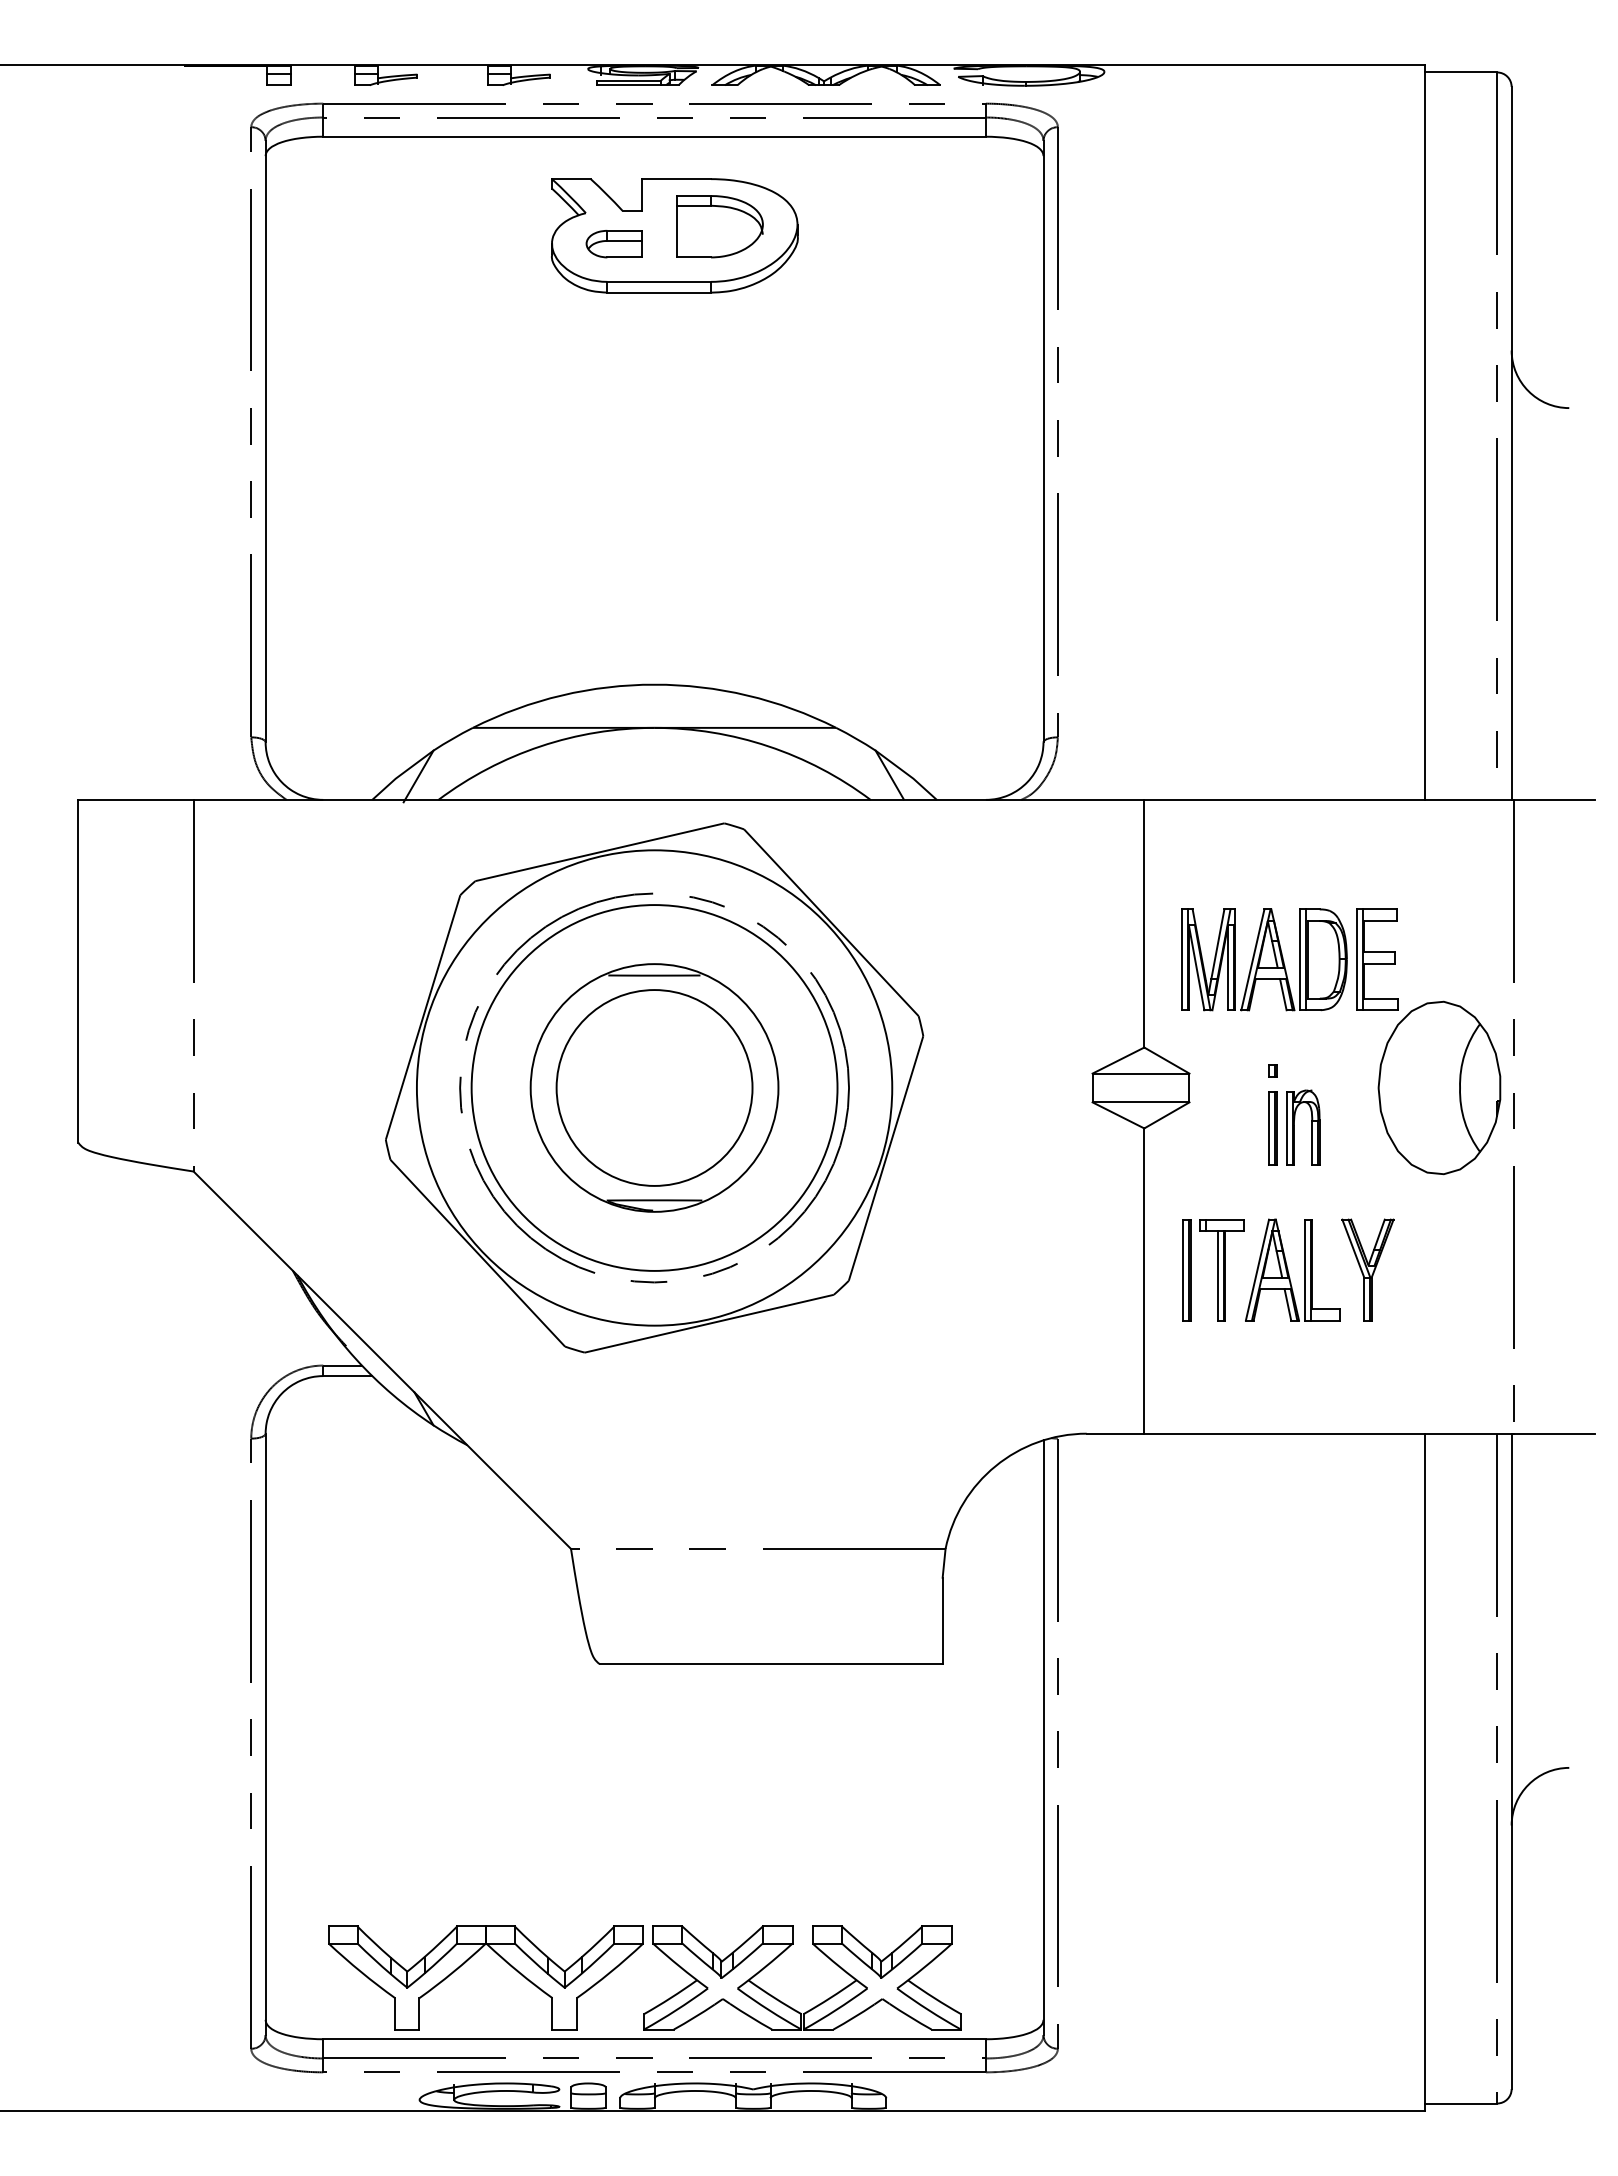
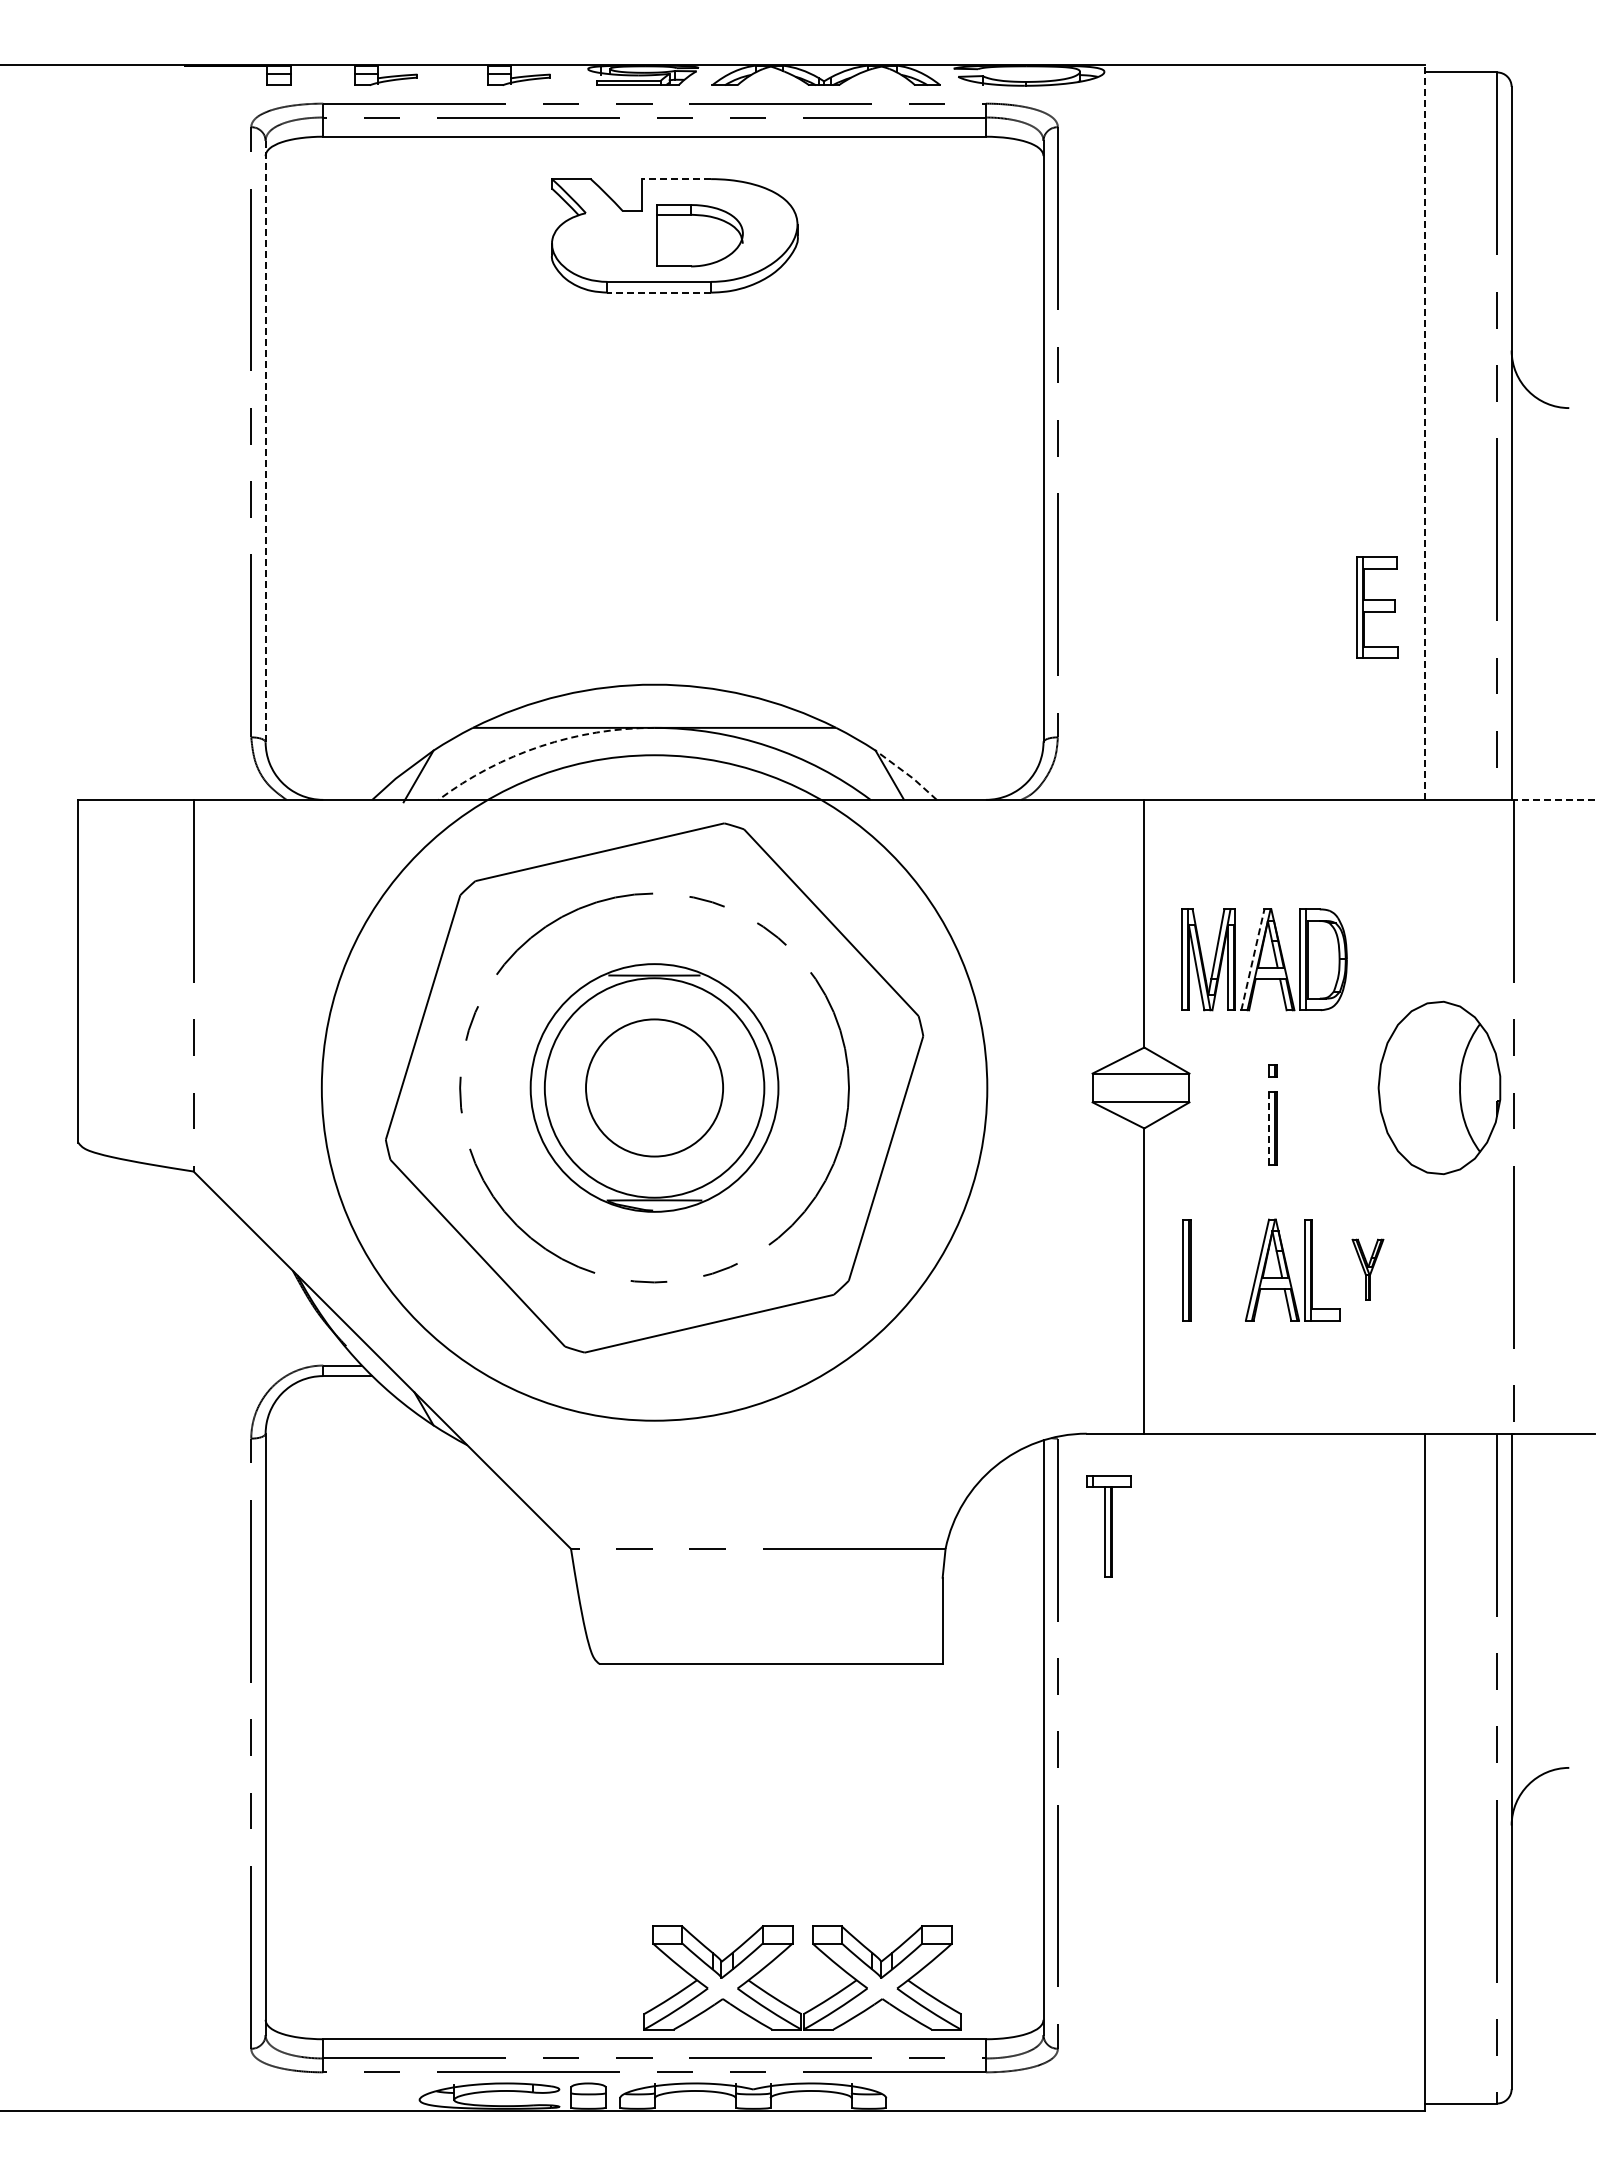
line: solid -> dashed (676, 179)
part position: (719, 226) -> (699, 235) (699, 235)
part: present -> none (613, 244)
line: solid -> dashed (659, 292)
line: solid -> dashed (1425, 432)
line: solid -> dashed (265, 441)
arc: solid -> dashed (540, 746)
line: solid -> dashed (907, 774)
line: solid -> dashed (1554, 799)
line: solid -> dashed (1252, 959)
part position: (1377, 959) -> (1377, 607) (1377, 607)
circle diameter: 196 px -> 137 px (654, 1087)
circle diameter: 366 px -> 220 px (654, 1087)
circle diameter: 475 px -> 665 px (654, 1087)
part: present -> none (1311, 1127)
line: solid -> dashed (1269, 1128)
part size: 54x104 px -> 34x63 px (1367, 1269)
part position: (1221, 1270) -> (1108, 1526) (1108, 1526)
part: present -> none (468, 1960)
